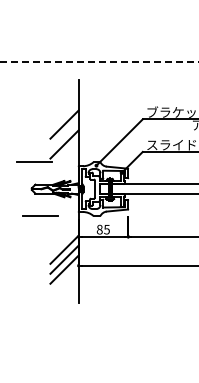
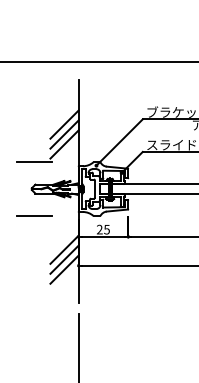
line: dashed -> solid (99, 62)
line: none -> present (64, 134)
line position: (40, 215) -> (34, 215) (34, 215)
text: 85 -> 25 (99, 229)
line: none -> present (78, 346)
